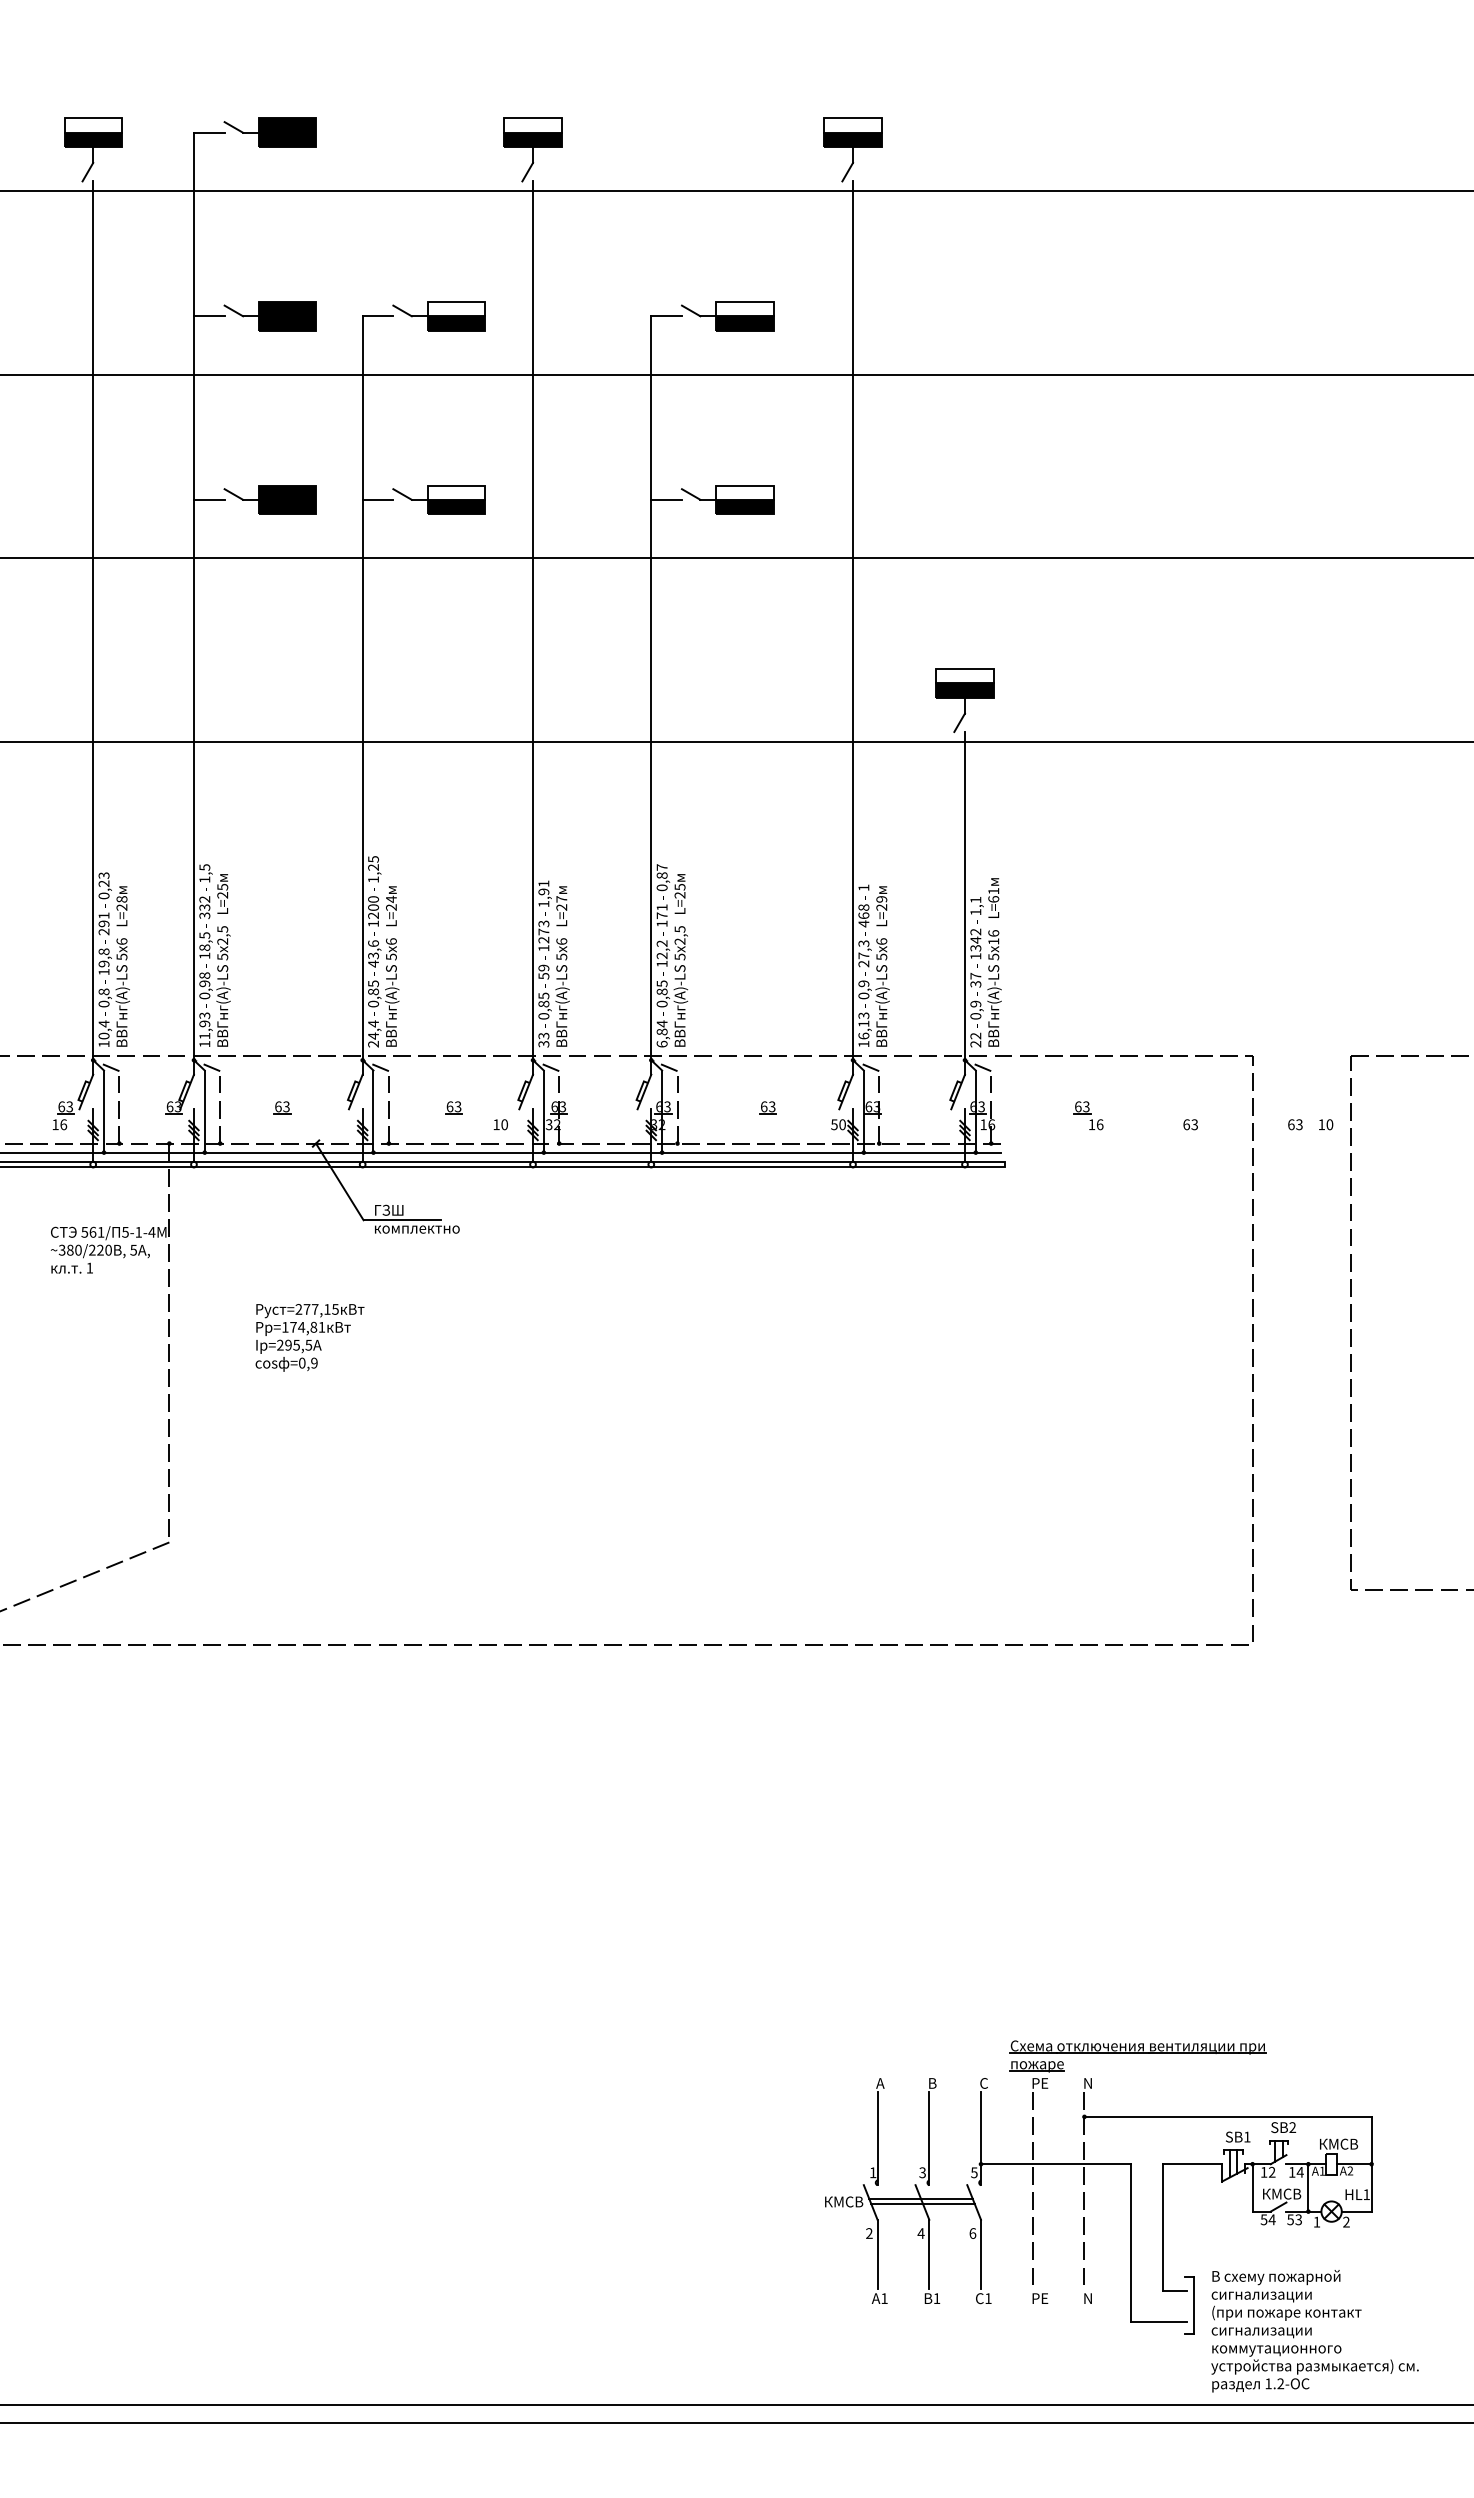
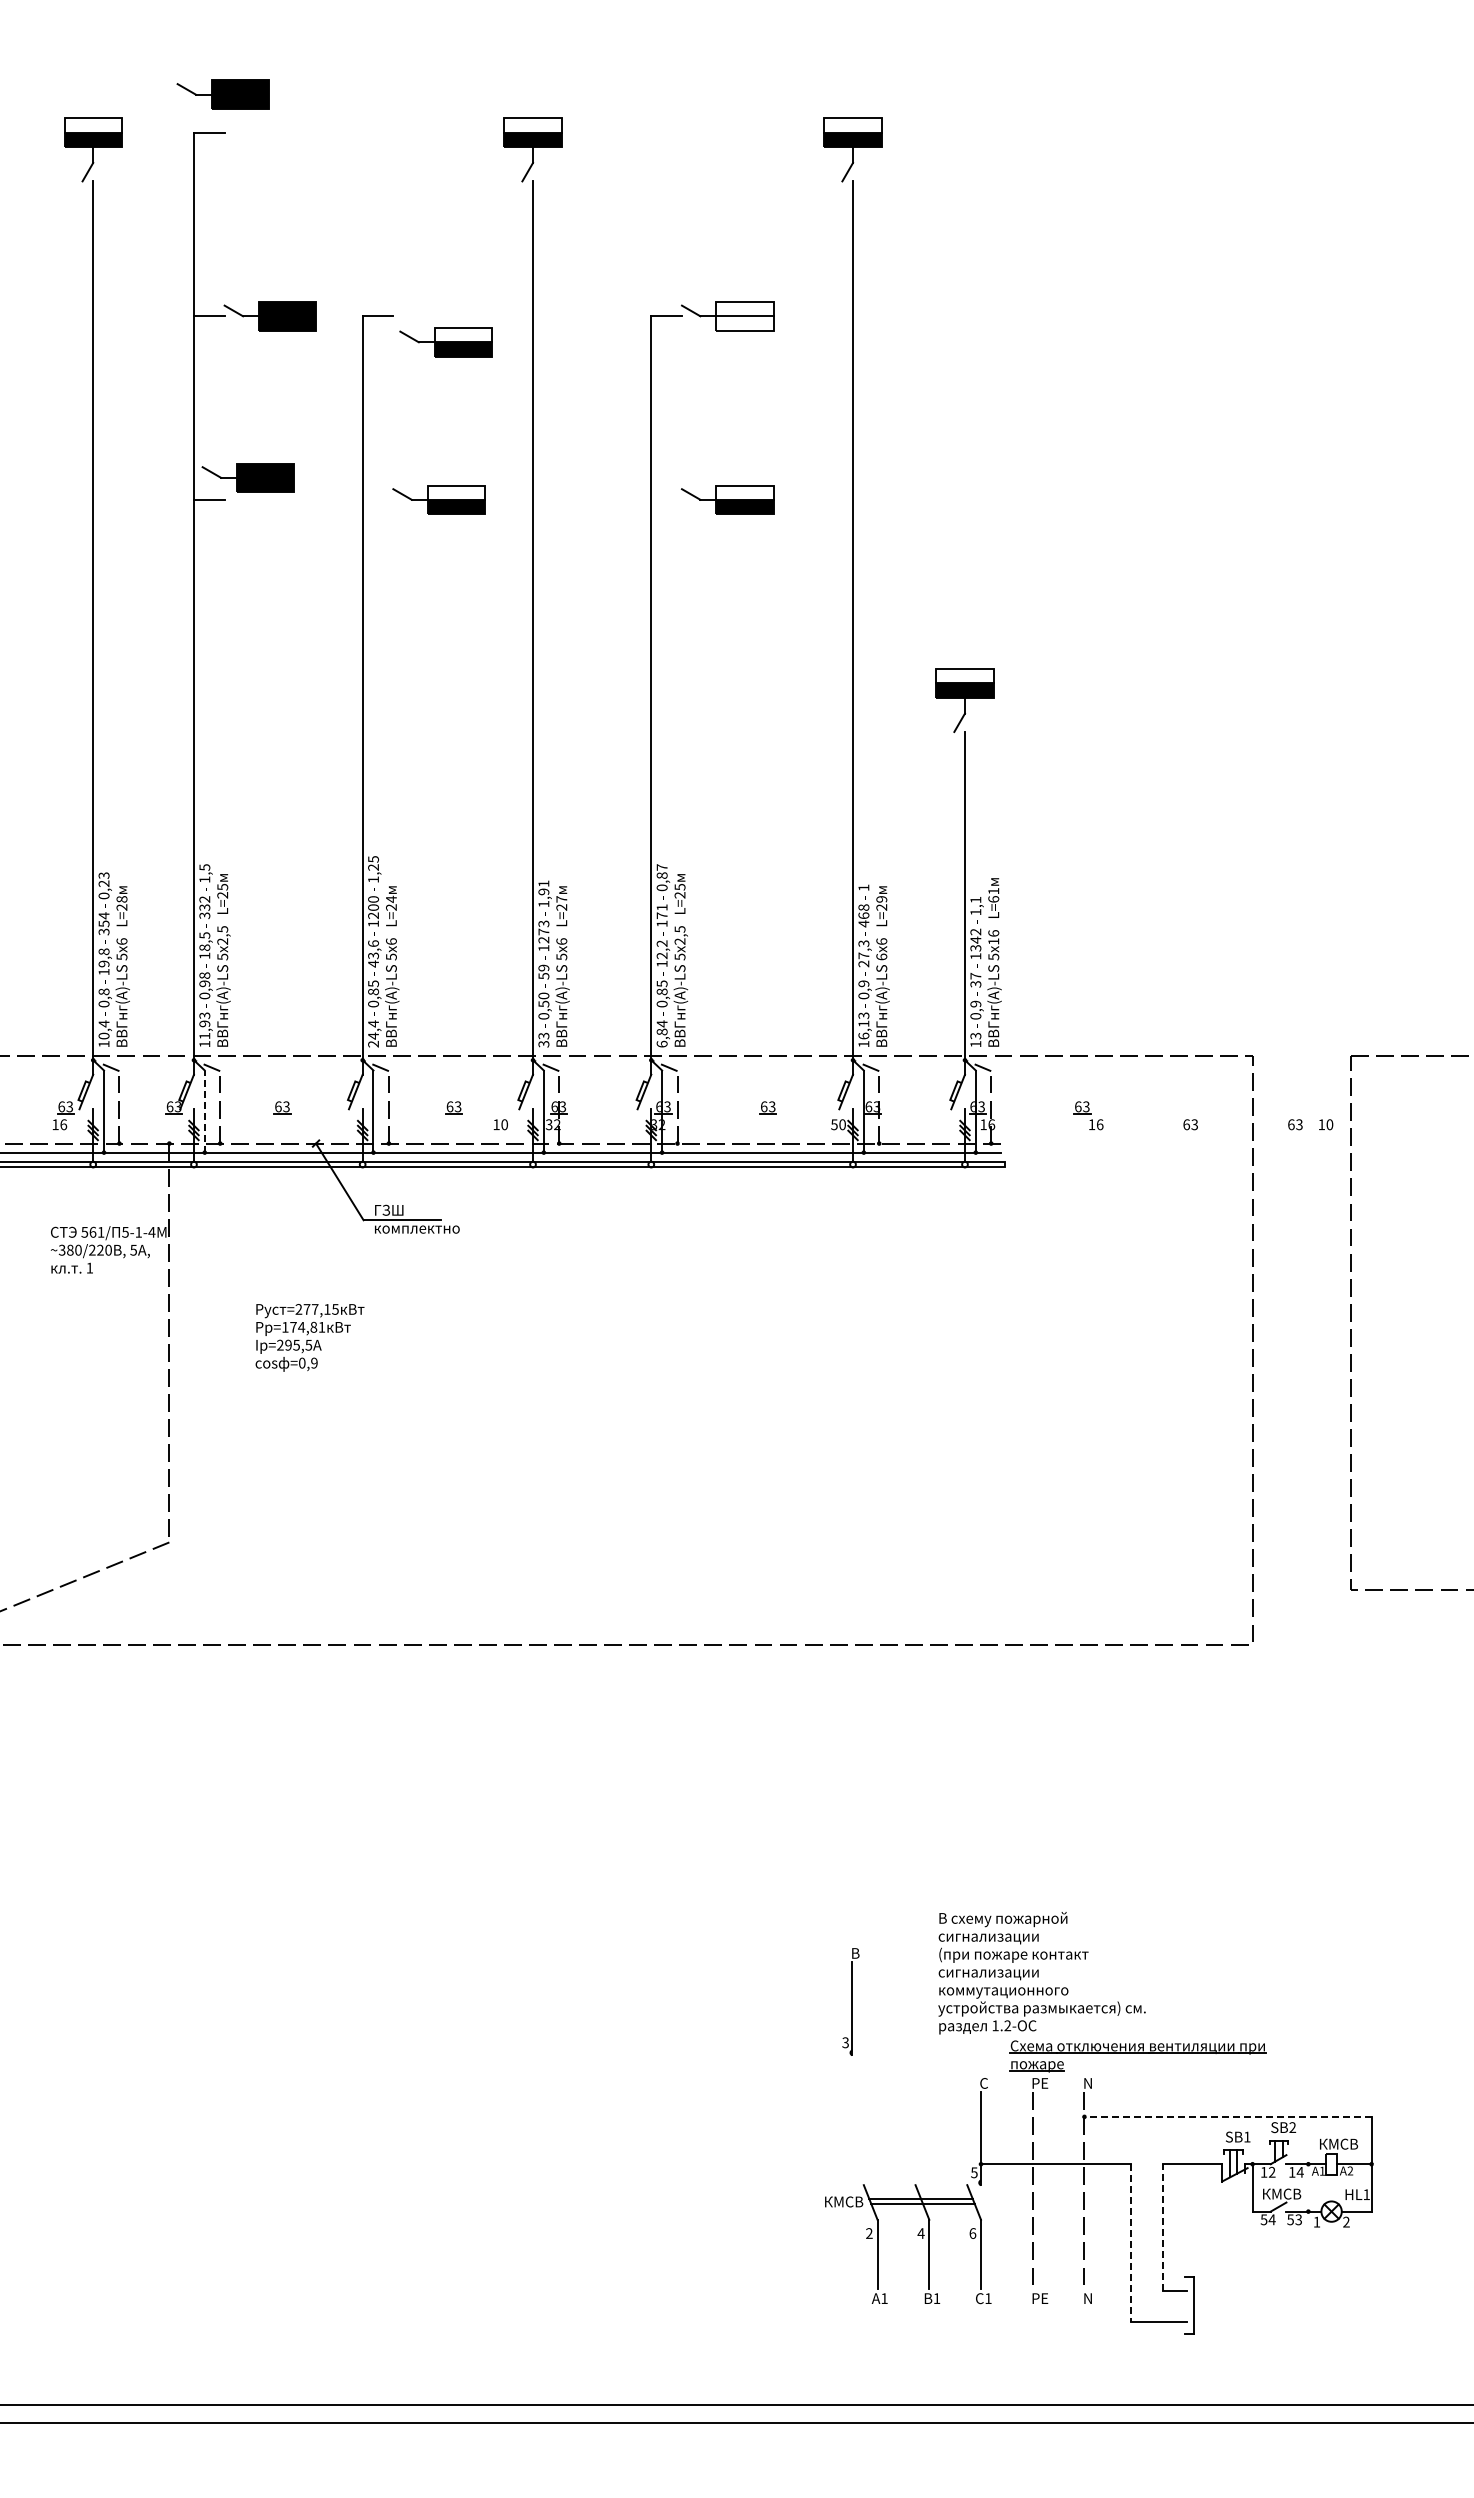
part position: (269, 132) -> (222, 94) (222, 94)
line: present -> none (736, 191)
part position: (438, 316) -> (445, 342) (445, 342)
fill: present -> none (744, 323)
line: present -> none (736, 374)
part position: (269, 499) -> (247, 477) (247, 477)
line: present -> none (377, 499)
line: present -> none (666, 499)
line: present -> none (736, 558)
line: present -> none (736, 741)
text: 291 -> 354 (103, 923)
text: 5 -> 6 (881, 956)
text: 0,85 -> 0,50 (543, 999)
text: 22 -> 13 (975, 1039)
line: solid -> dashed (204, 1111)
line: solid -> dashed (1228, 2116)
part: present -> none (877, 2131)
part position: (927, 2131) -> (850, 2001) (850, 2001)
line: present -> none (1308, 2187)
line: solid -> dashed (1162, 2227)
line: solid -> dashed (1131, 2243)
text position: (1314, 2331) -> (1041, 1973) (1041, 1973)
